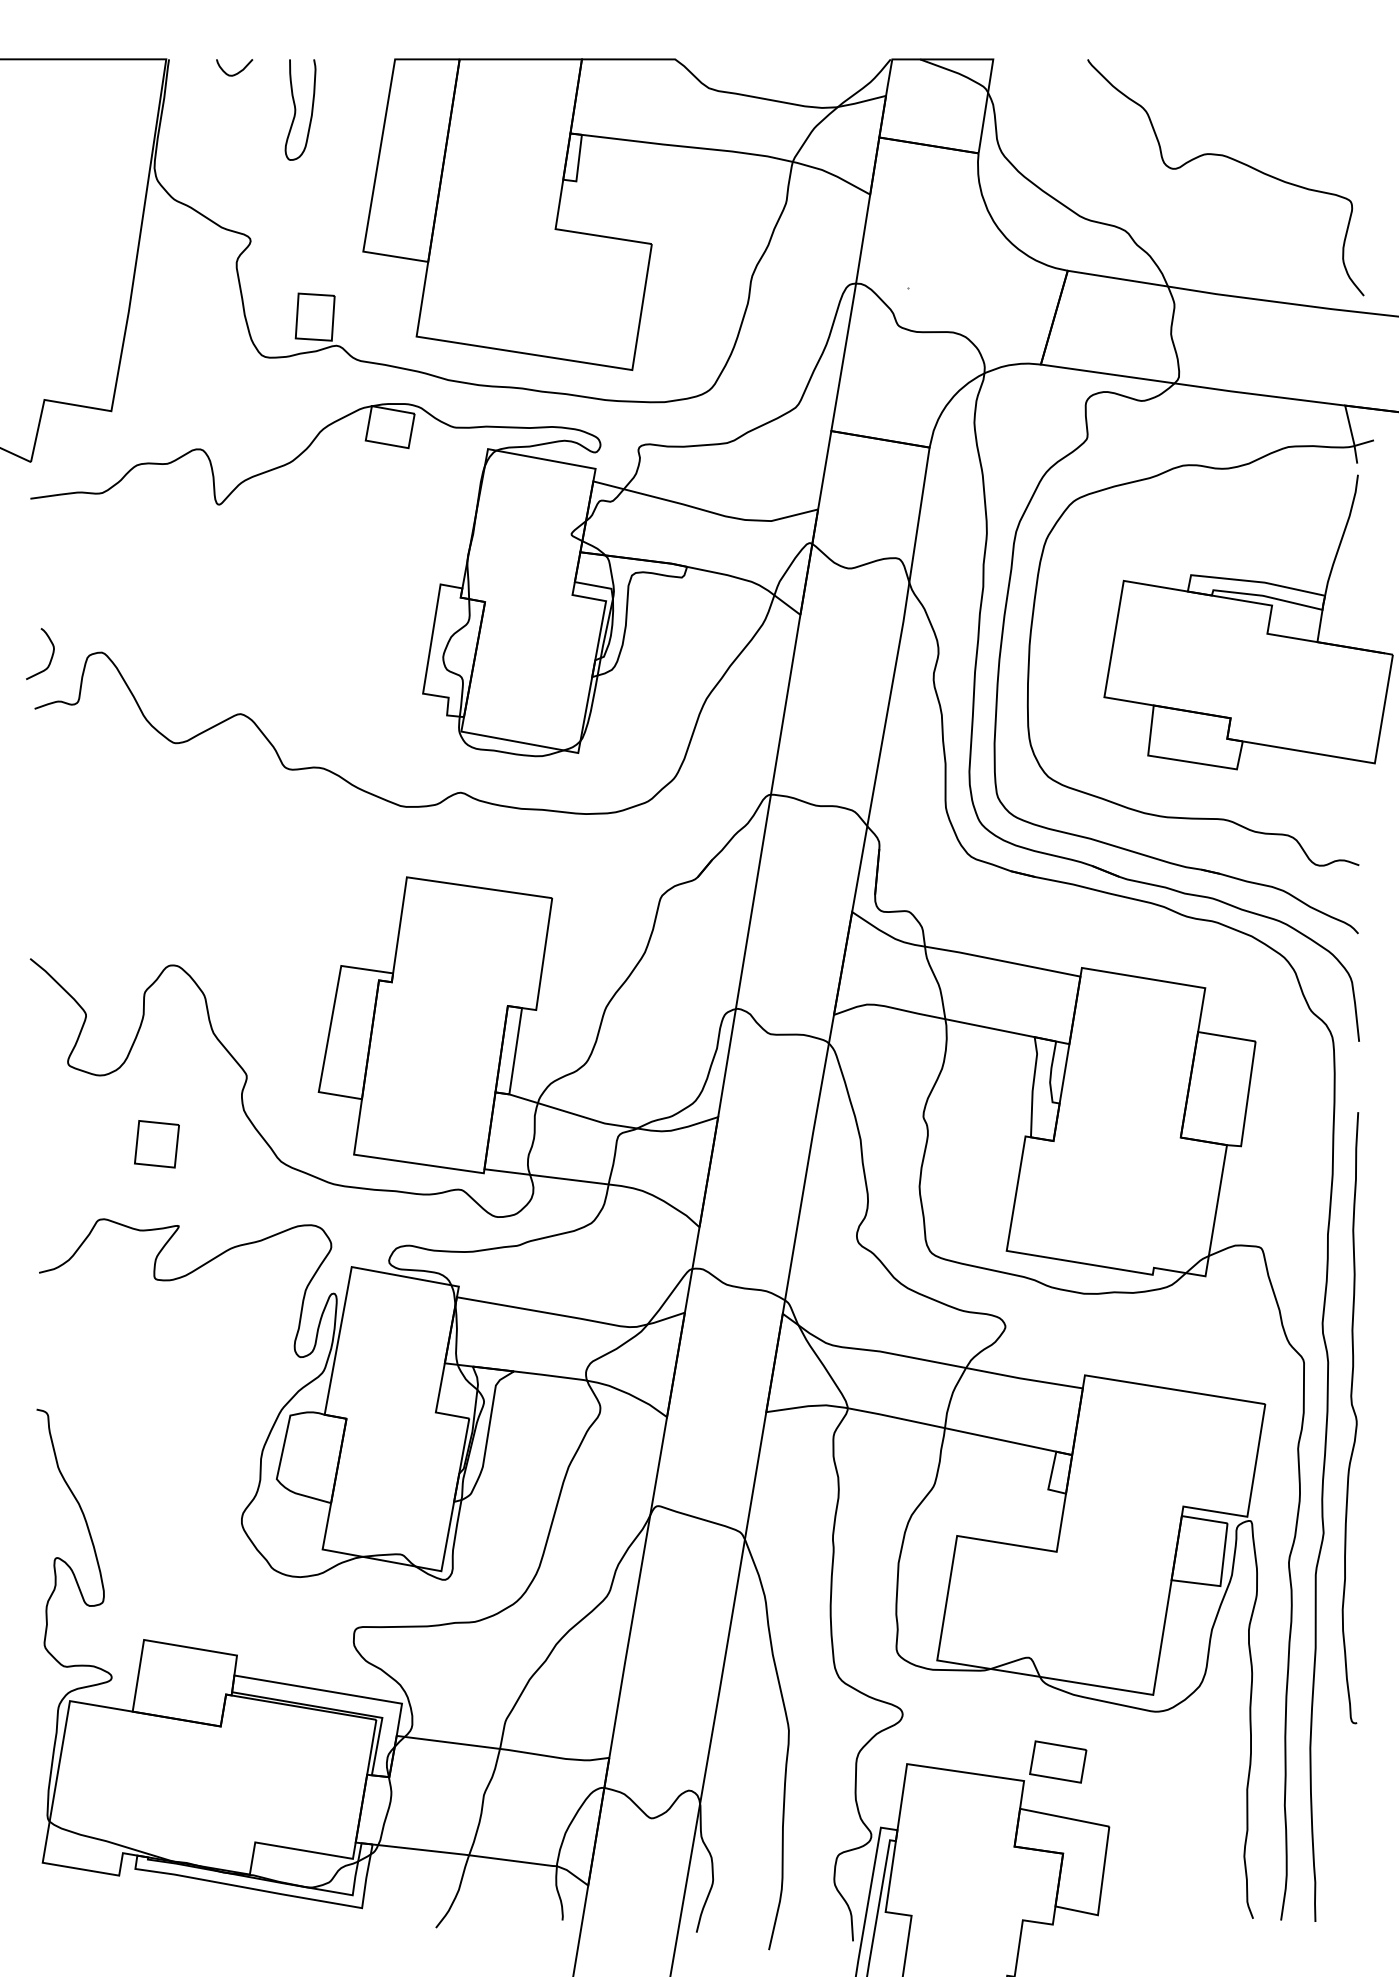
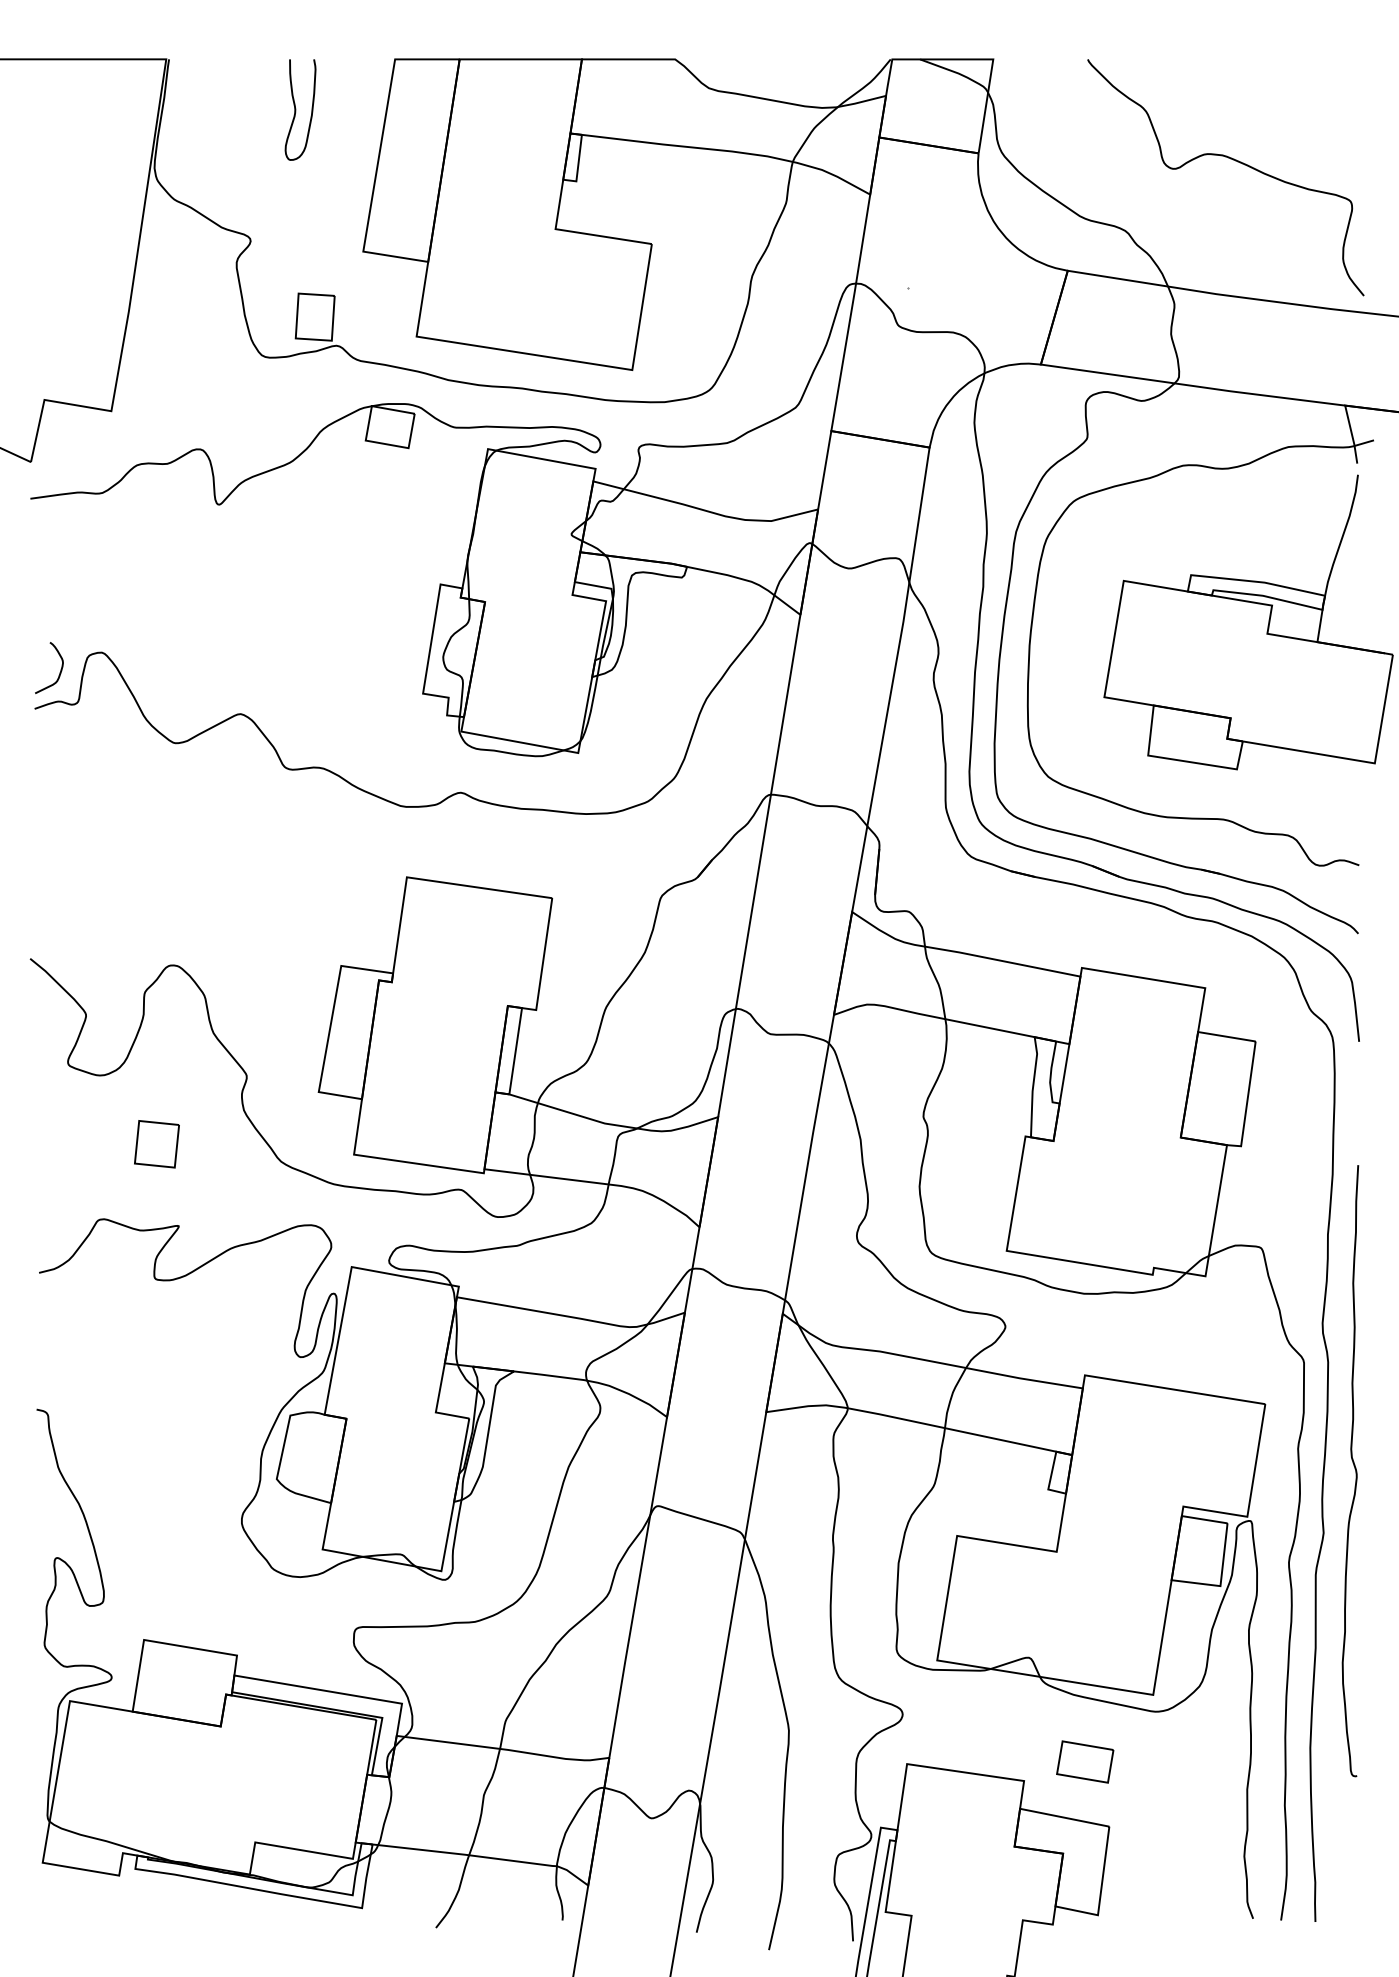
curve: present -> none (238, 71)
curve position: (51, 655) -> (60, 669) (60, 669)
curve position: (1354, 1416) -> (1354, 1469) (1354, 1469)
part position: (1058, 1761) -> (1085, 1761) (1085, 1761)
